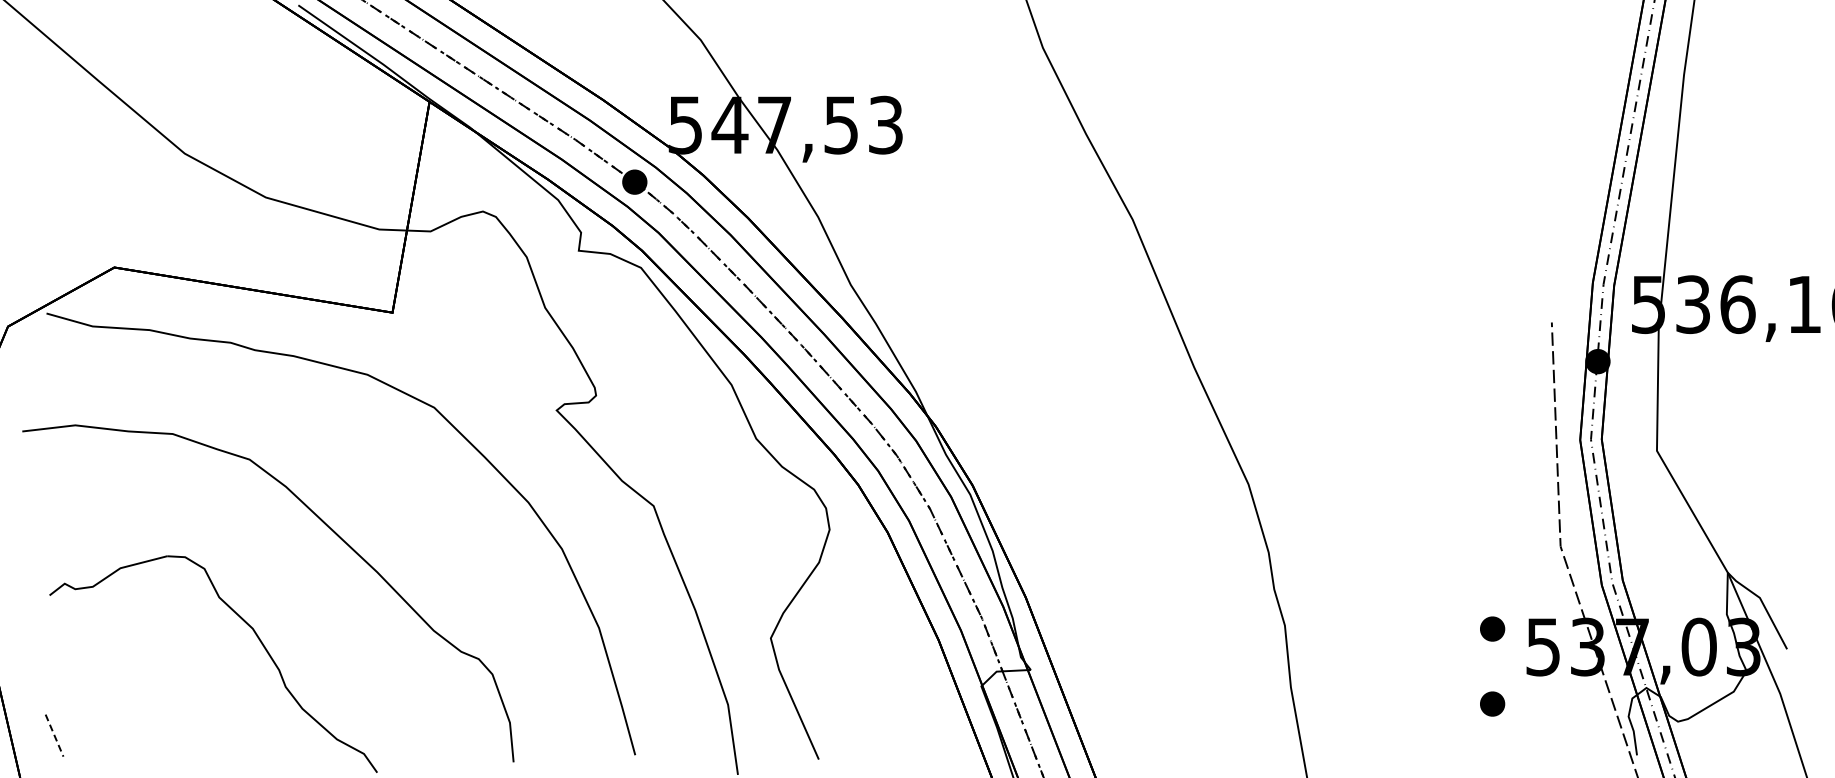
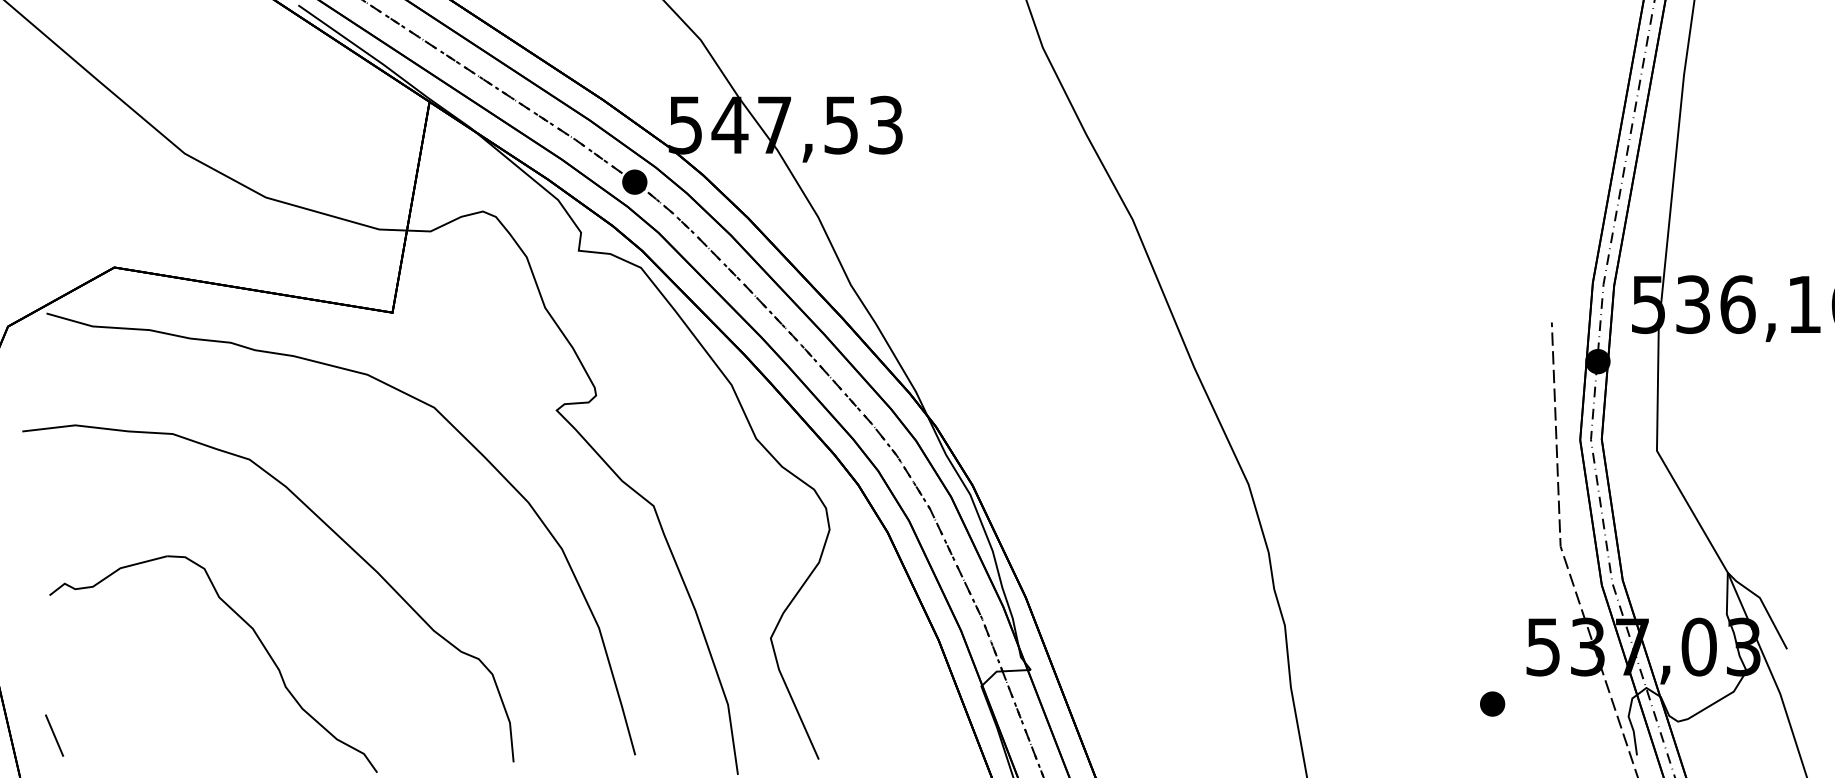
part: present -> none (1492, 628)
line: dashed -> solid (54, 735)
